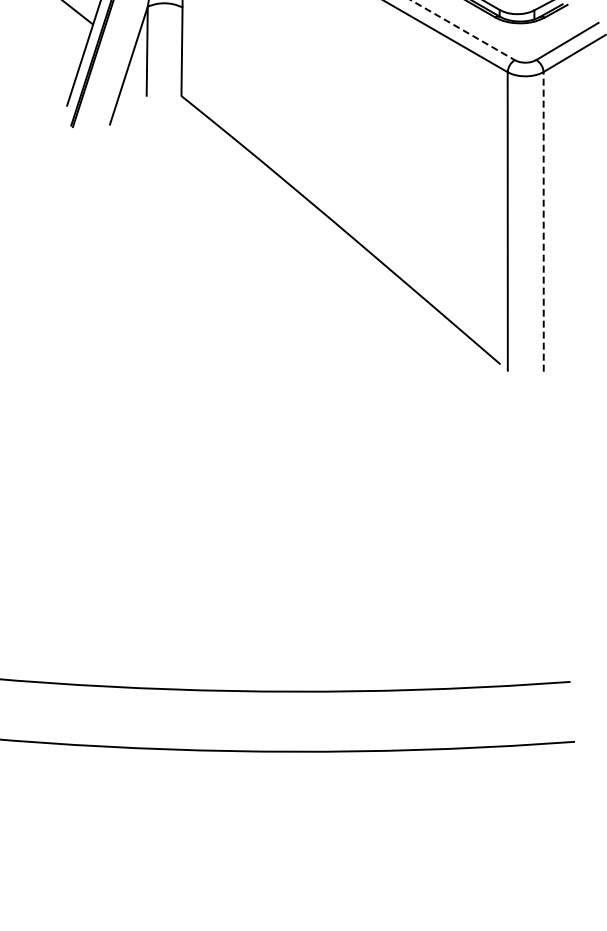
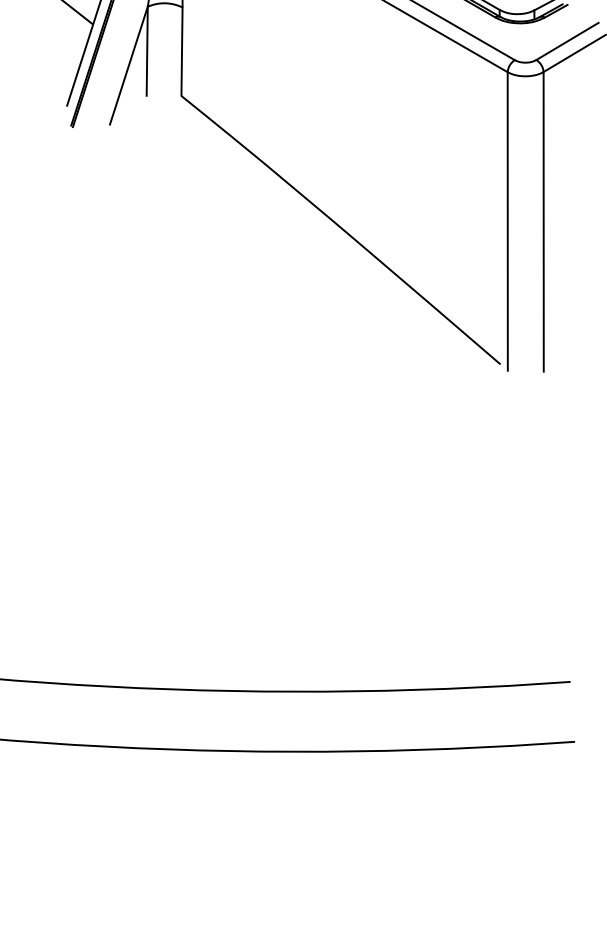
line: dashed -> solid (462, 30)
line: dashed -> solid (543, 221)
